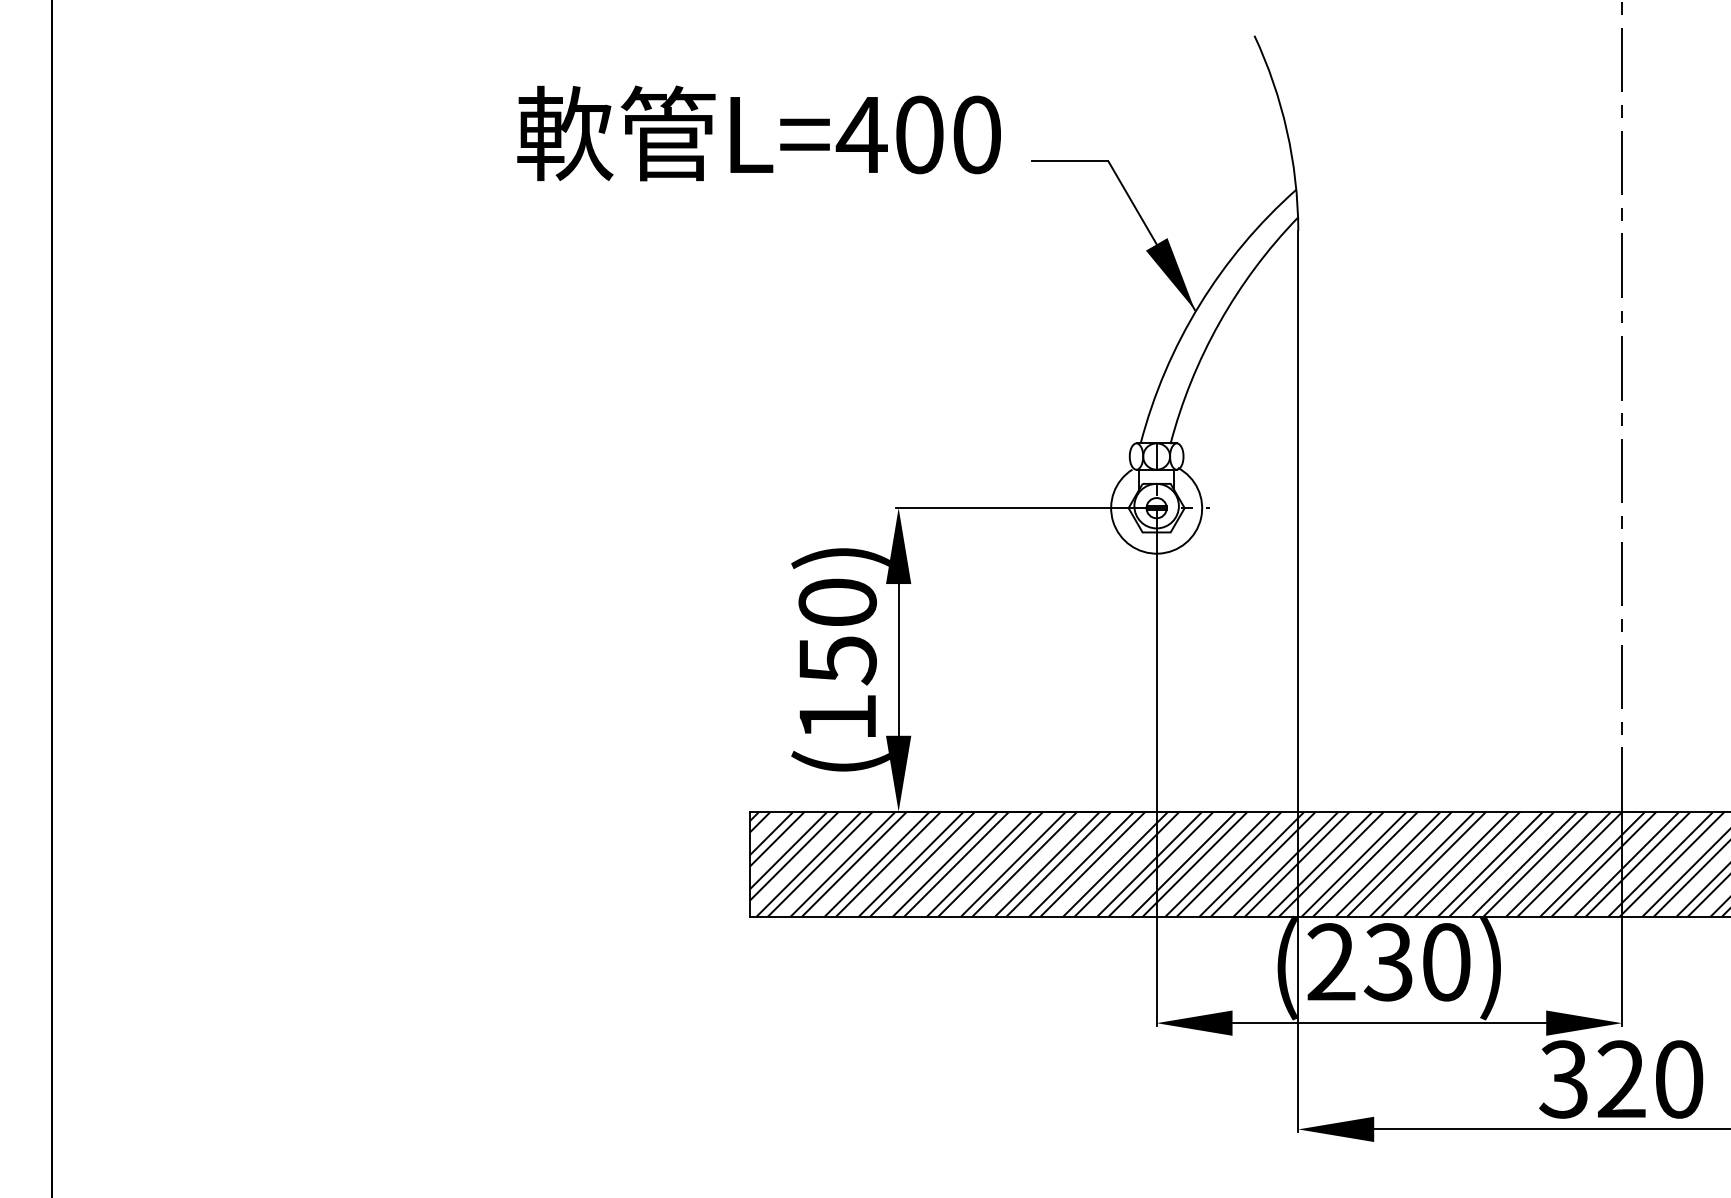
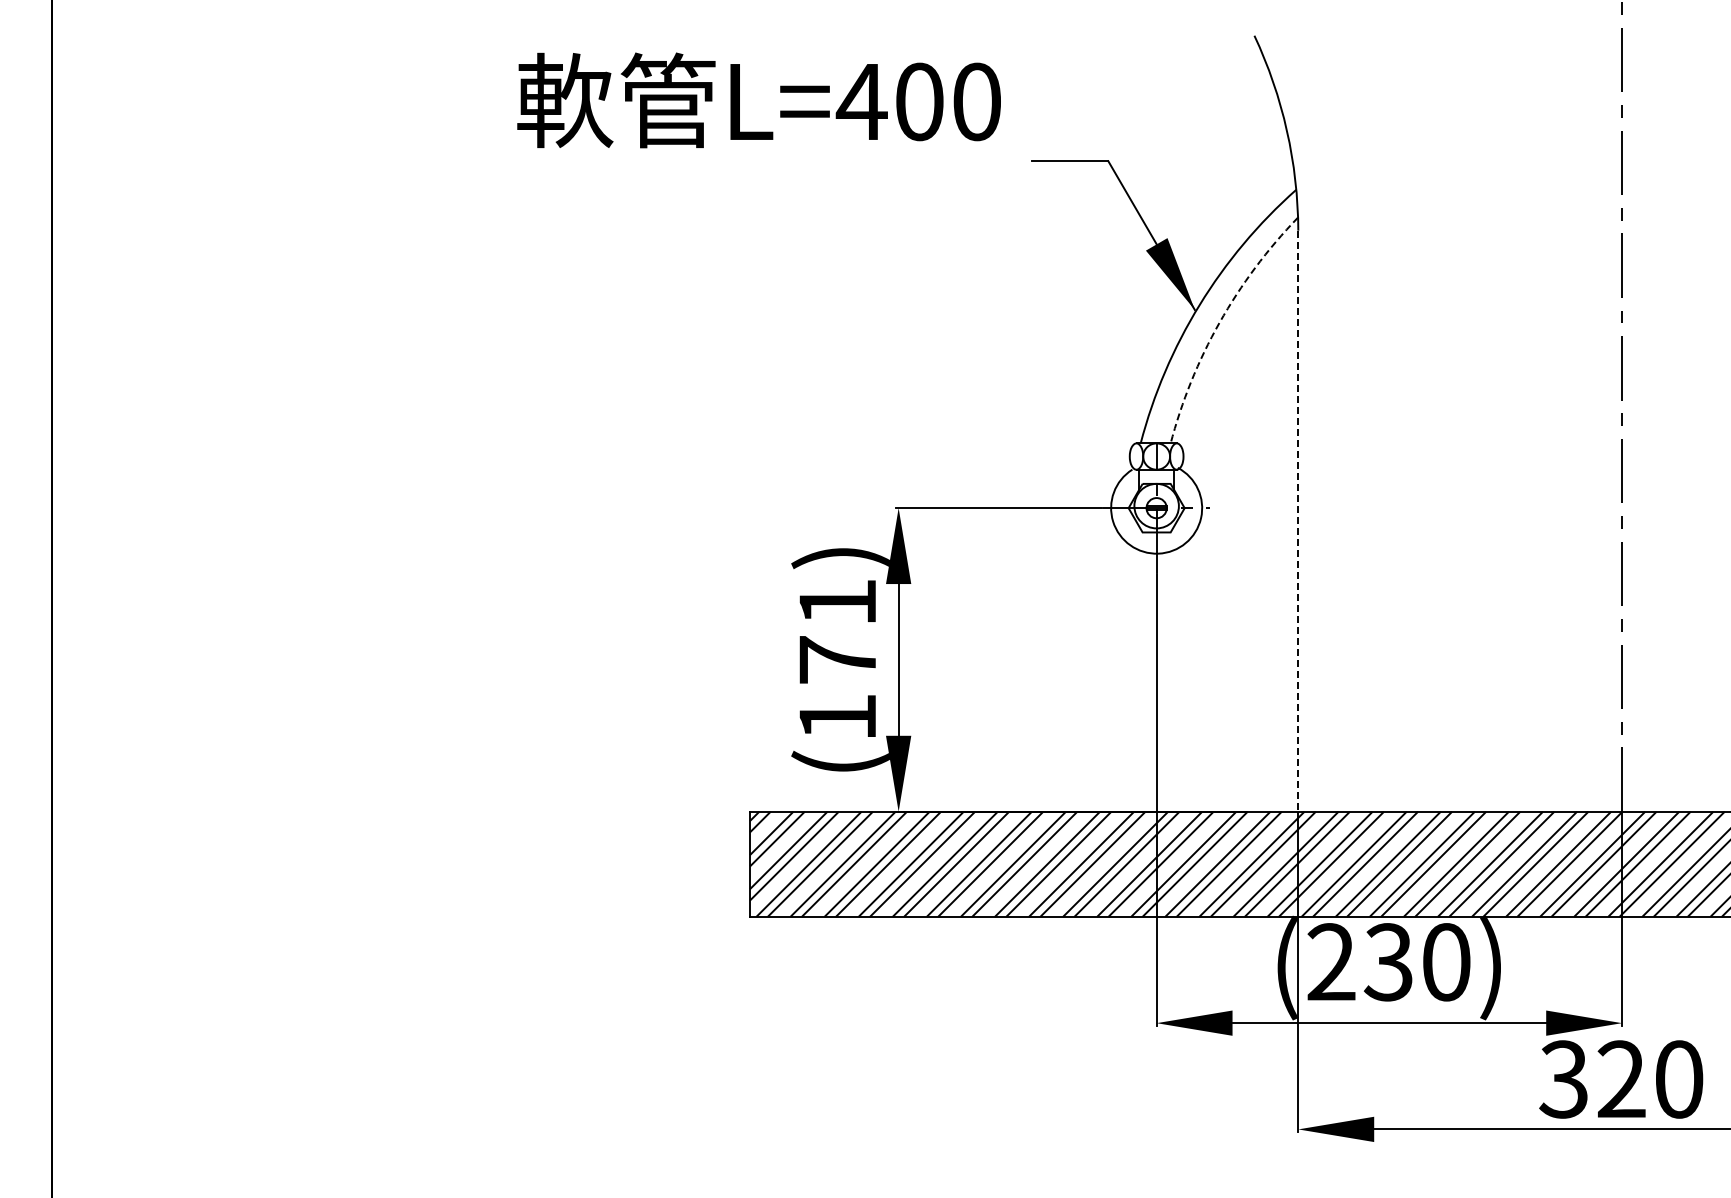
text position: (758, 133) -> (758, 100) (758, 100)
arc: solid -> dashed (1219, 322)
line: solid -> dashed (1298, 521)
text: (150) -> (171) (837, 631)
